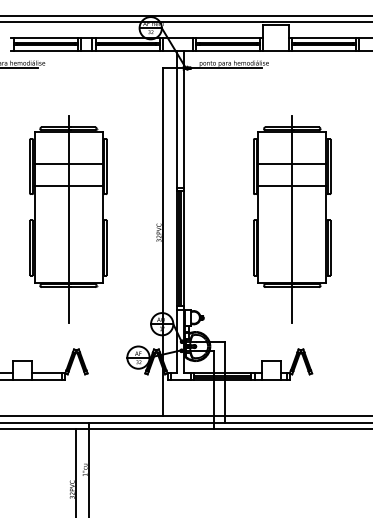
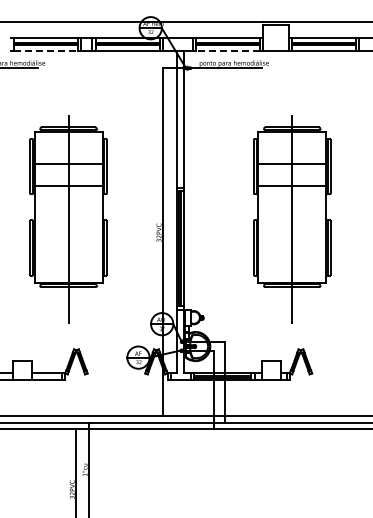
line: present -> none (185, 15)
line: solid -> dashed (46, 50)
line: solid -> dashed (228, 50)
